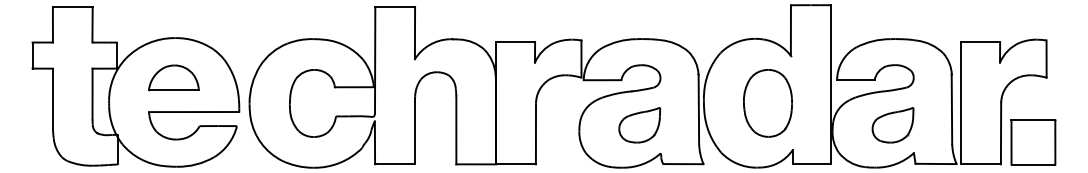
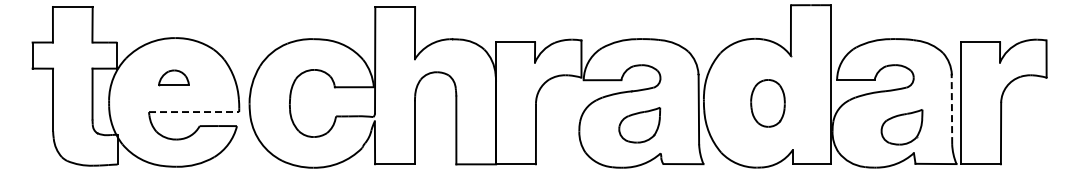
part size: 52x28 px -> 32x18 px (173, 77)
part size: 50x69 px -> 36x49 px (767, 103)
line: solid -> dashed (951, 109)
line: solid -> dashed (194, 112)
part position: (892, 125) -> (901, 127) (901, 127)
part: present -> none (1033, 142)
